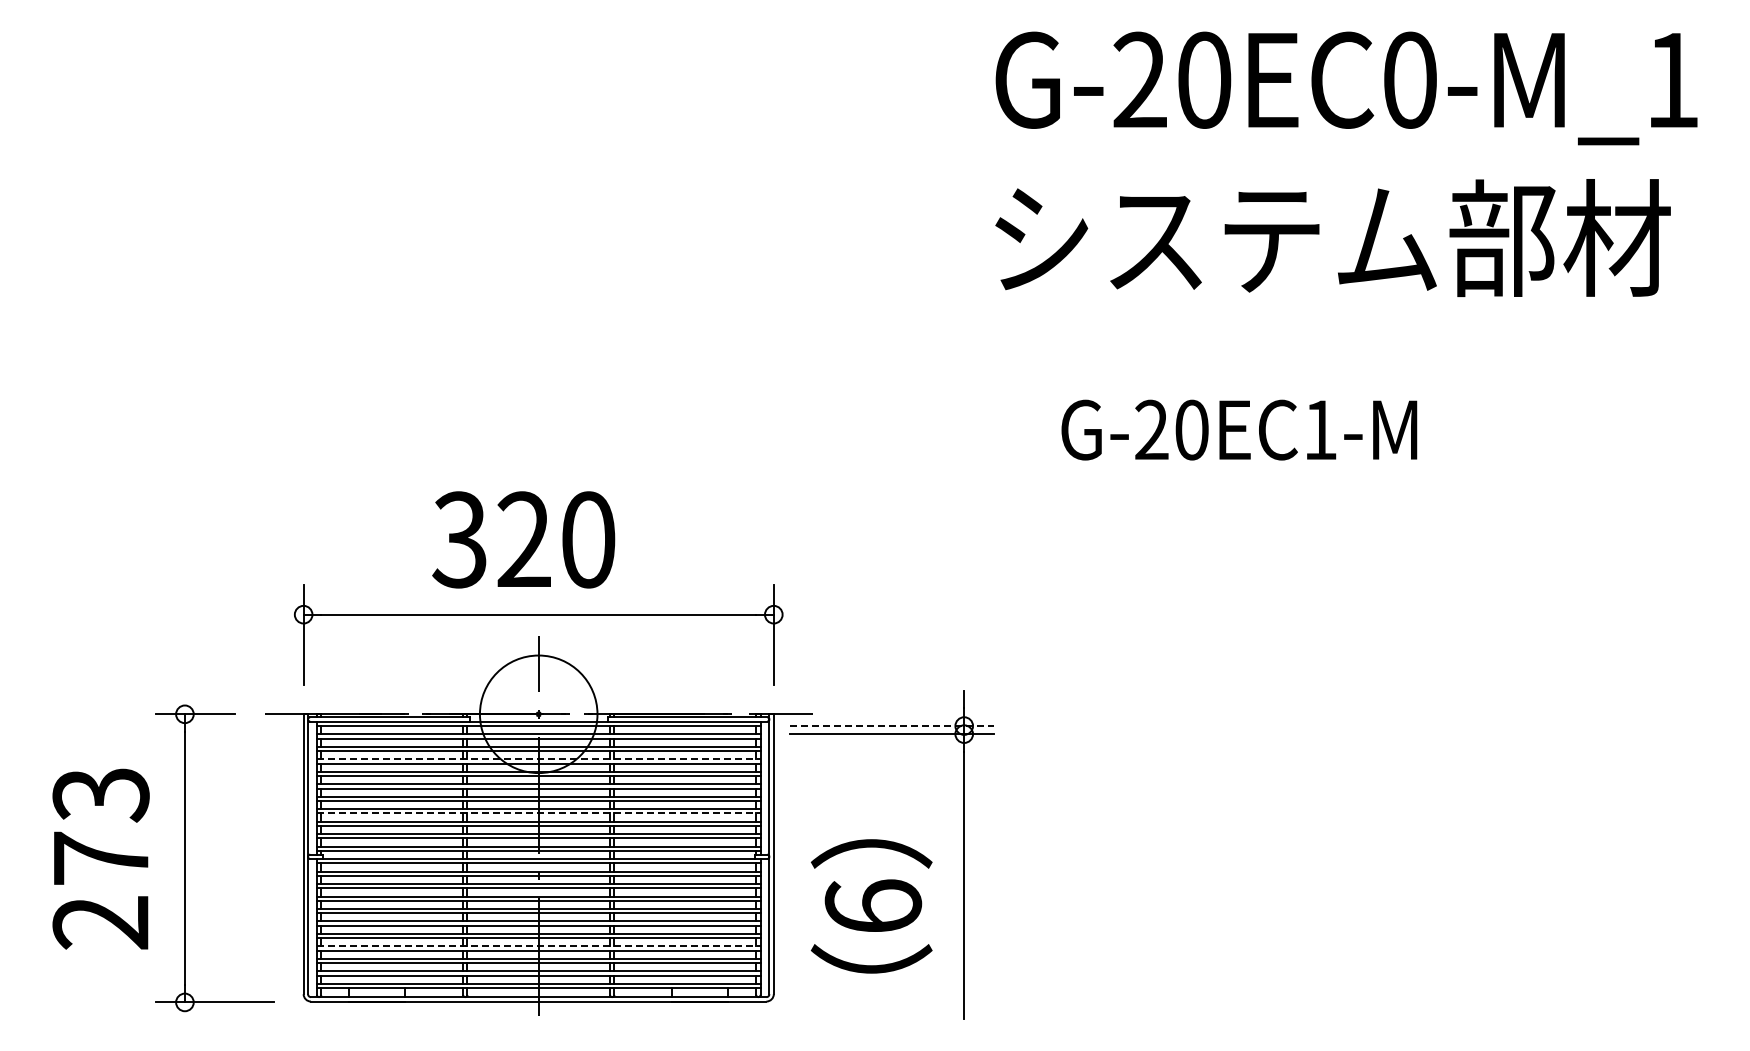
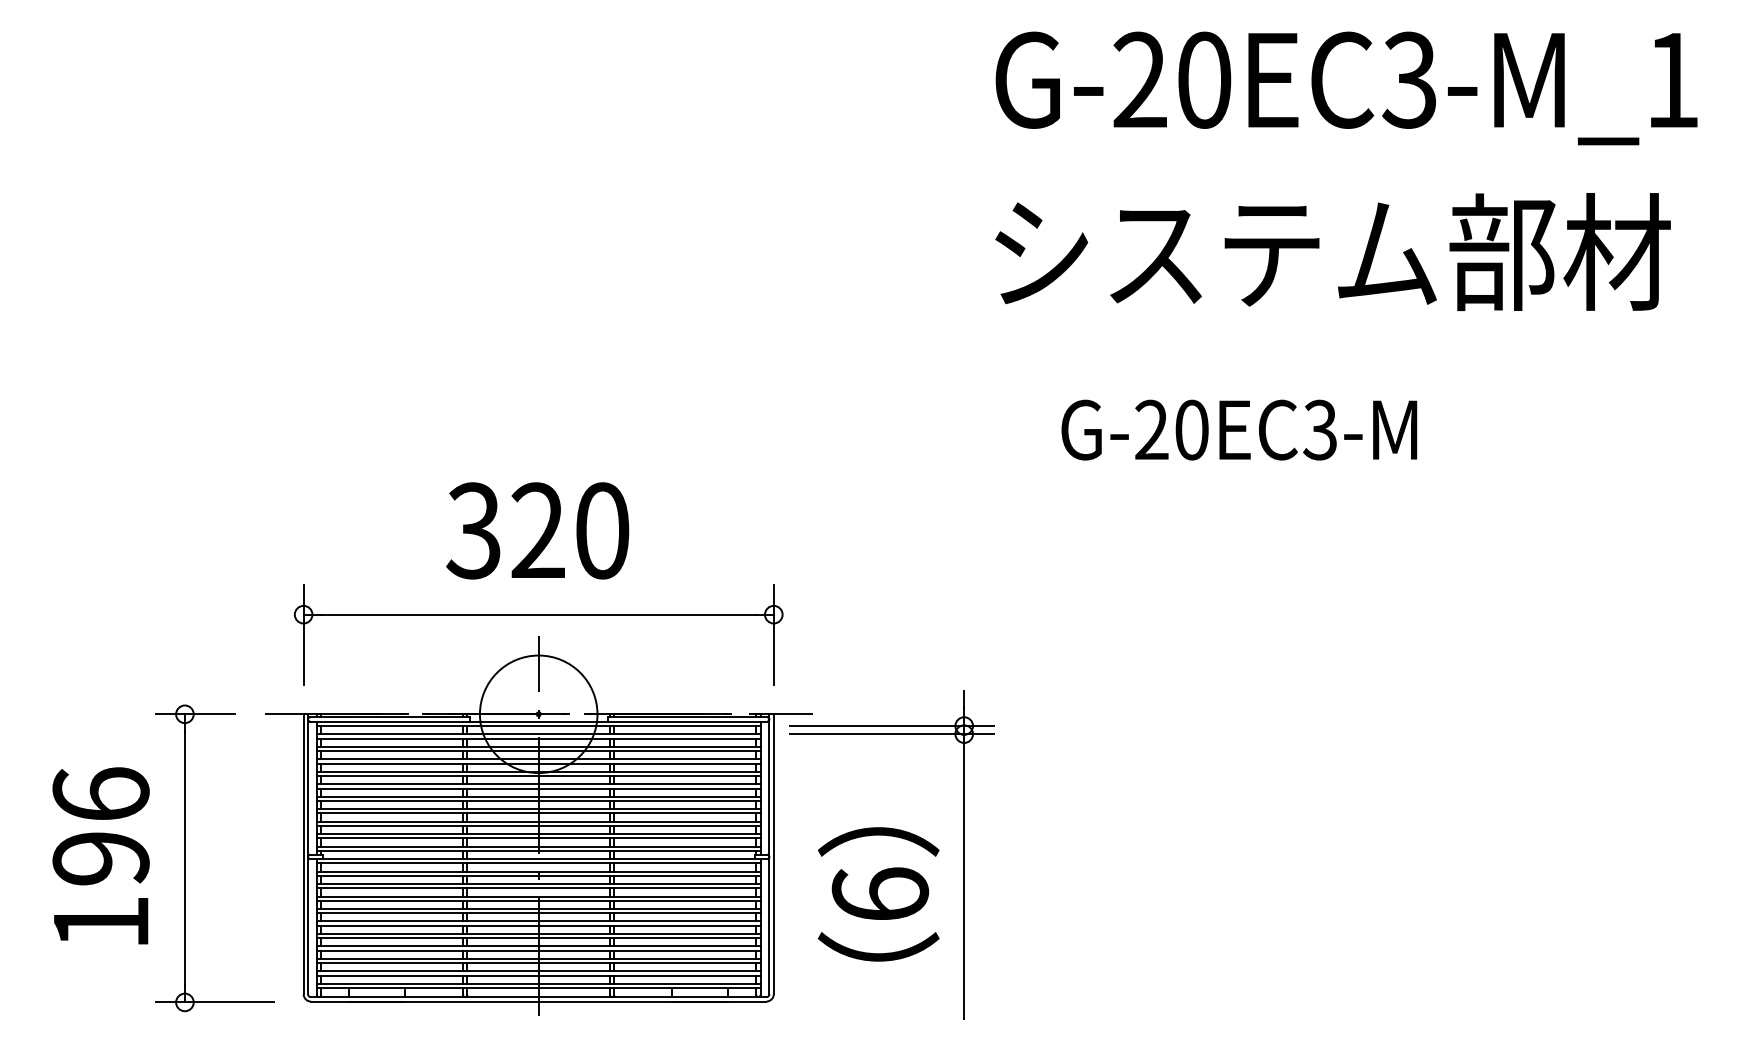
text: G-20EC0-M_1 -> G-20EC3-M_1 (1409, 79)
text position: (1332, 237) -> (1332, 251) (1332, 251)
text: G-20EC1-M -> G-20EC3-M (1319, 429)
text position: (523, 539) -> (537, 530) (537, 530)
line: dashed -> solid (891, 726)
line: dashed -> solid (538, 759)
line: dashed -> solid (538, 813)
text: 273 -> 196 (100, 858)
text position: (871, 906) -> (878, 894) (878, 894)
line: dashed -> solid (538, 946)
